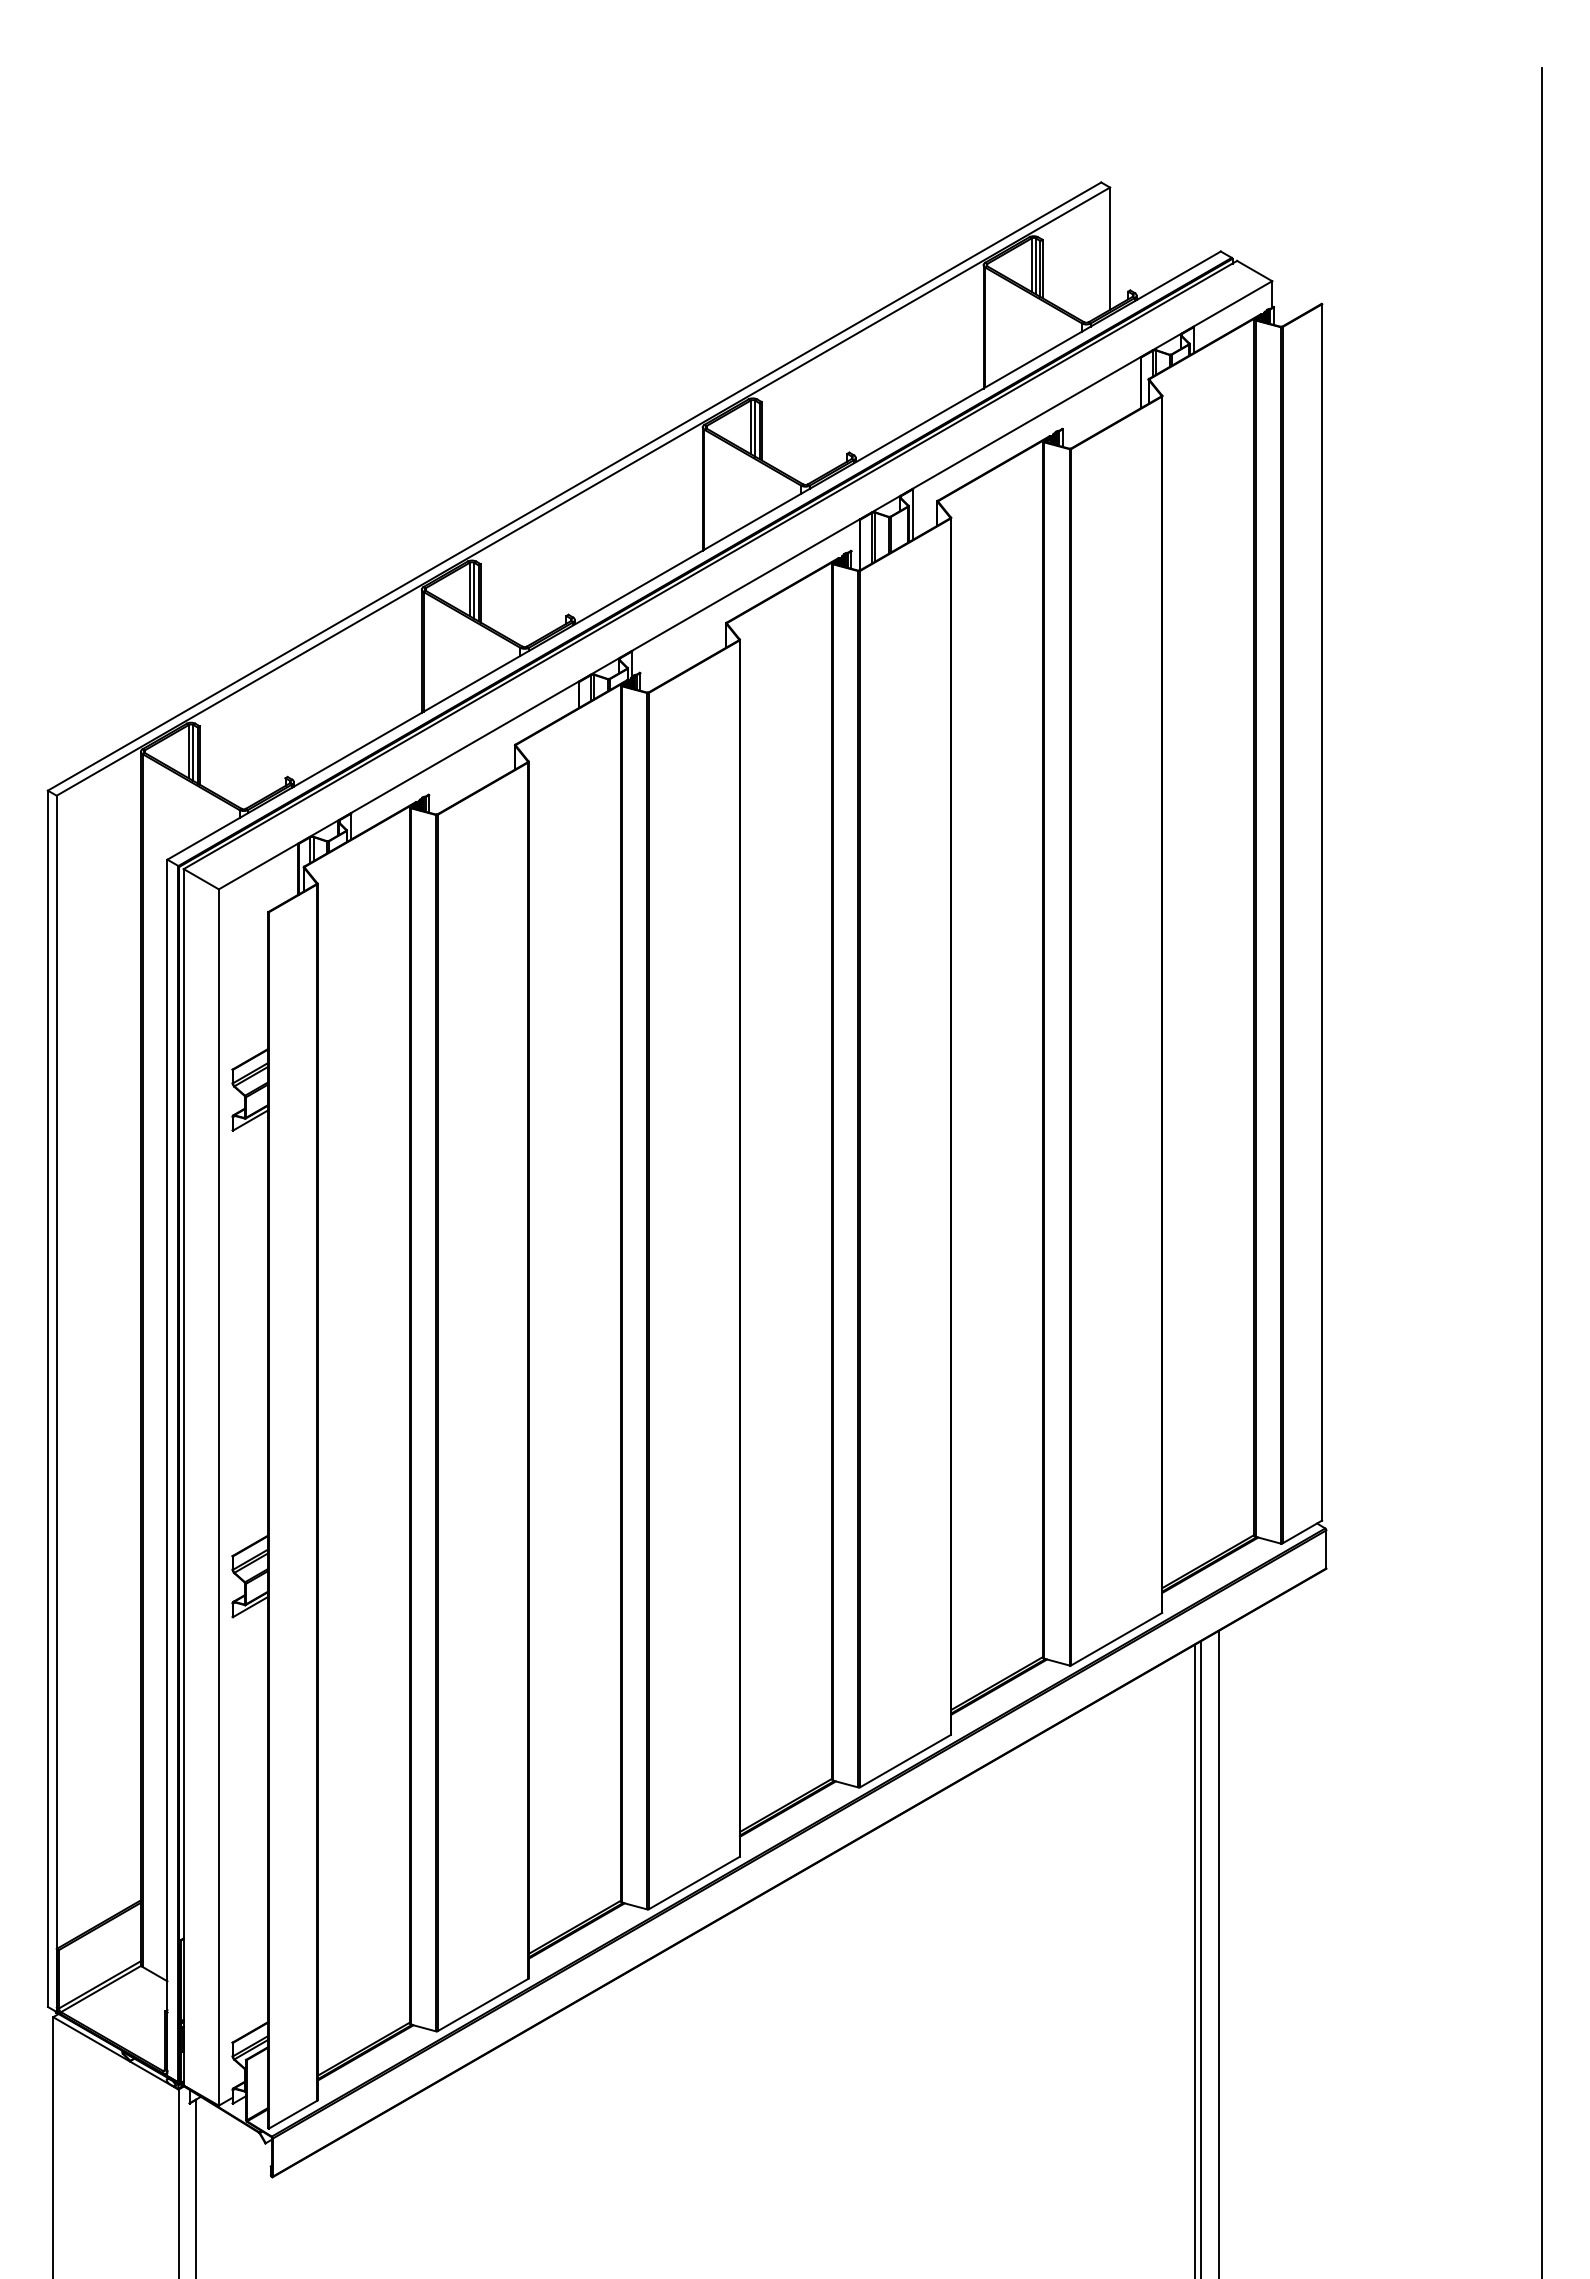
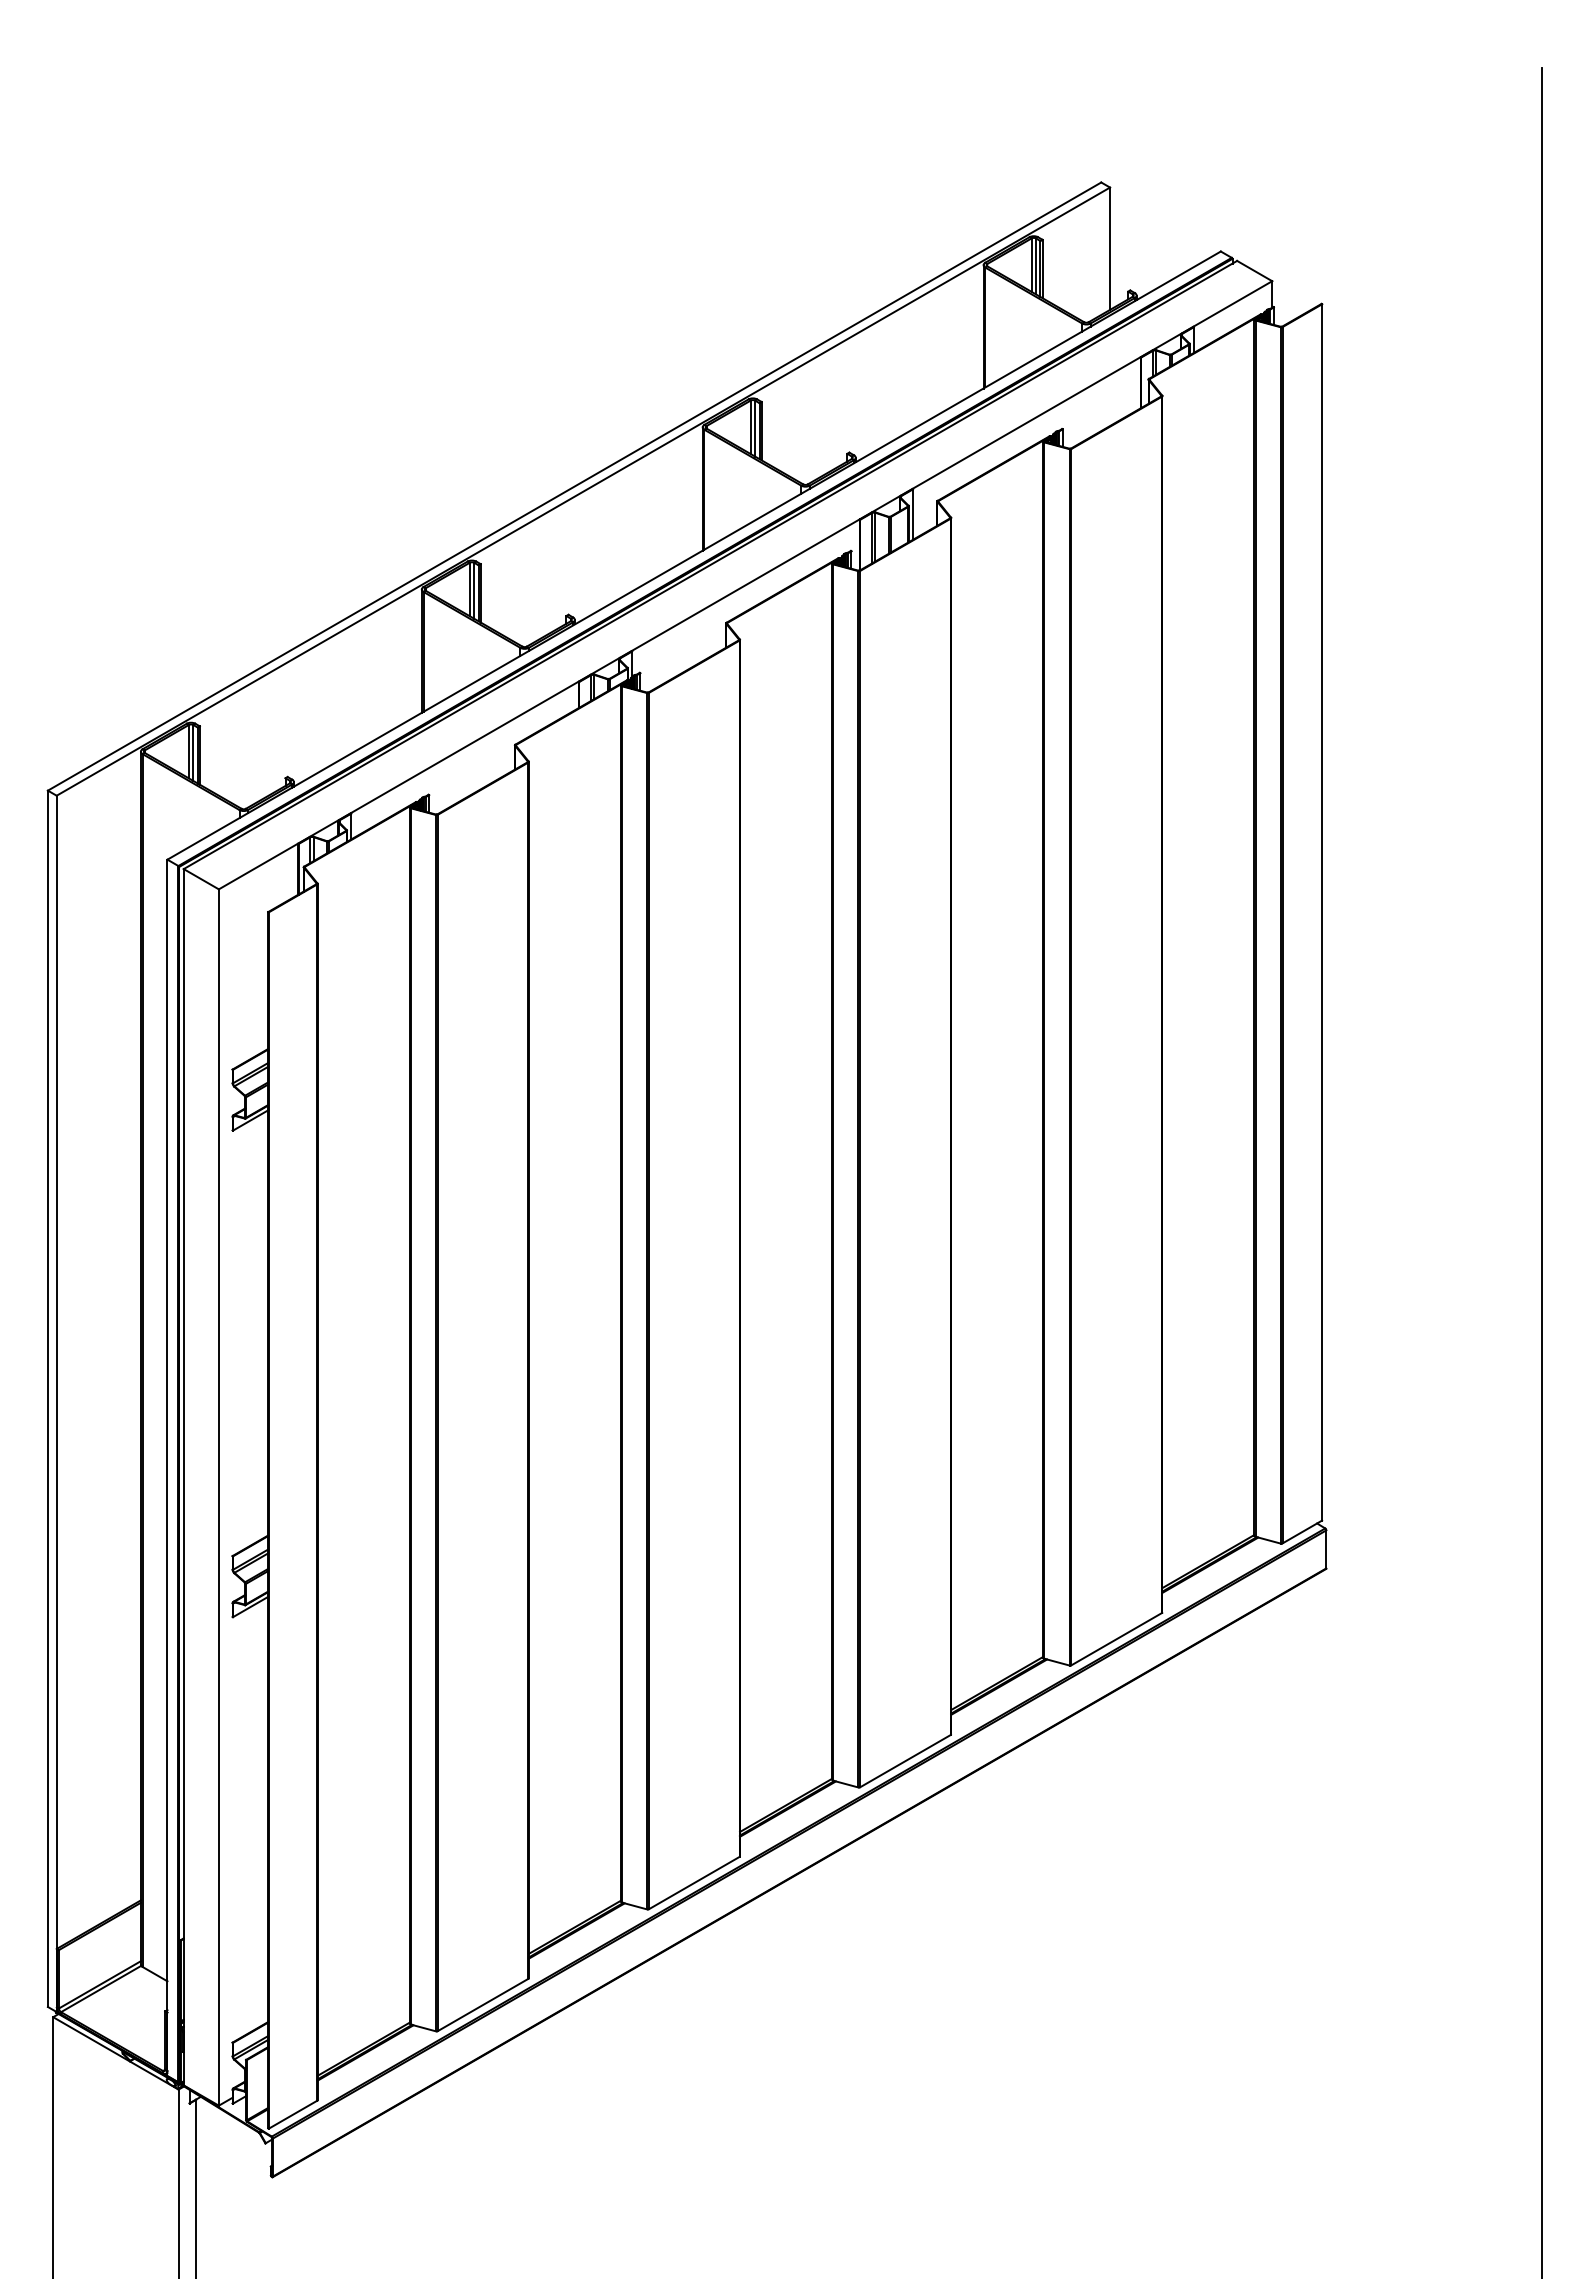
line: present -> none (1218, 1953)
line: present -> none (1201, 1958)
line: present -> none (1194, 1960)
